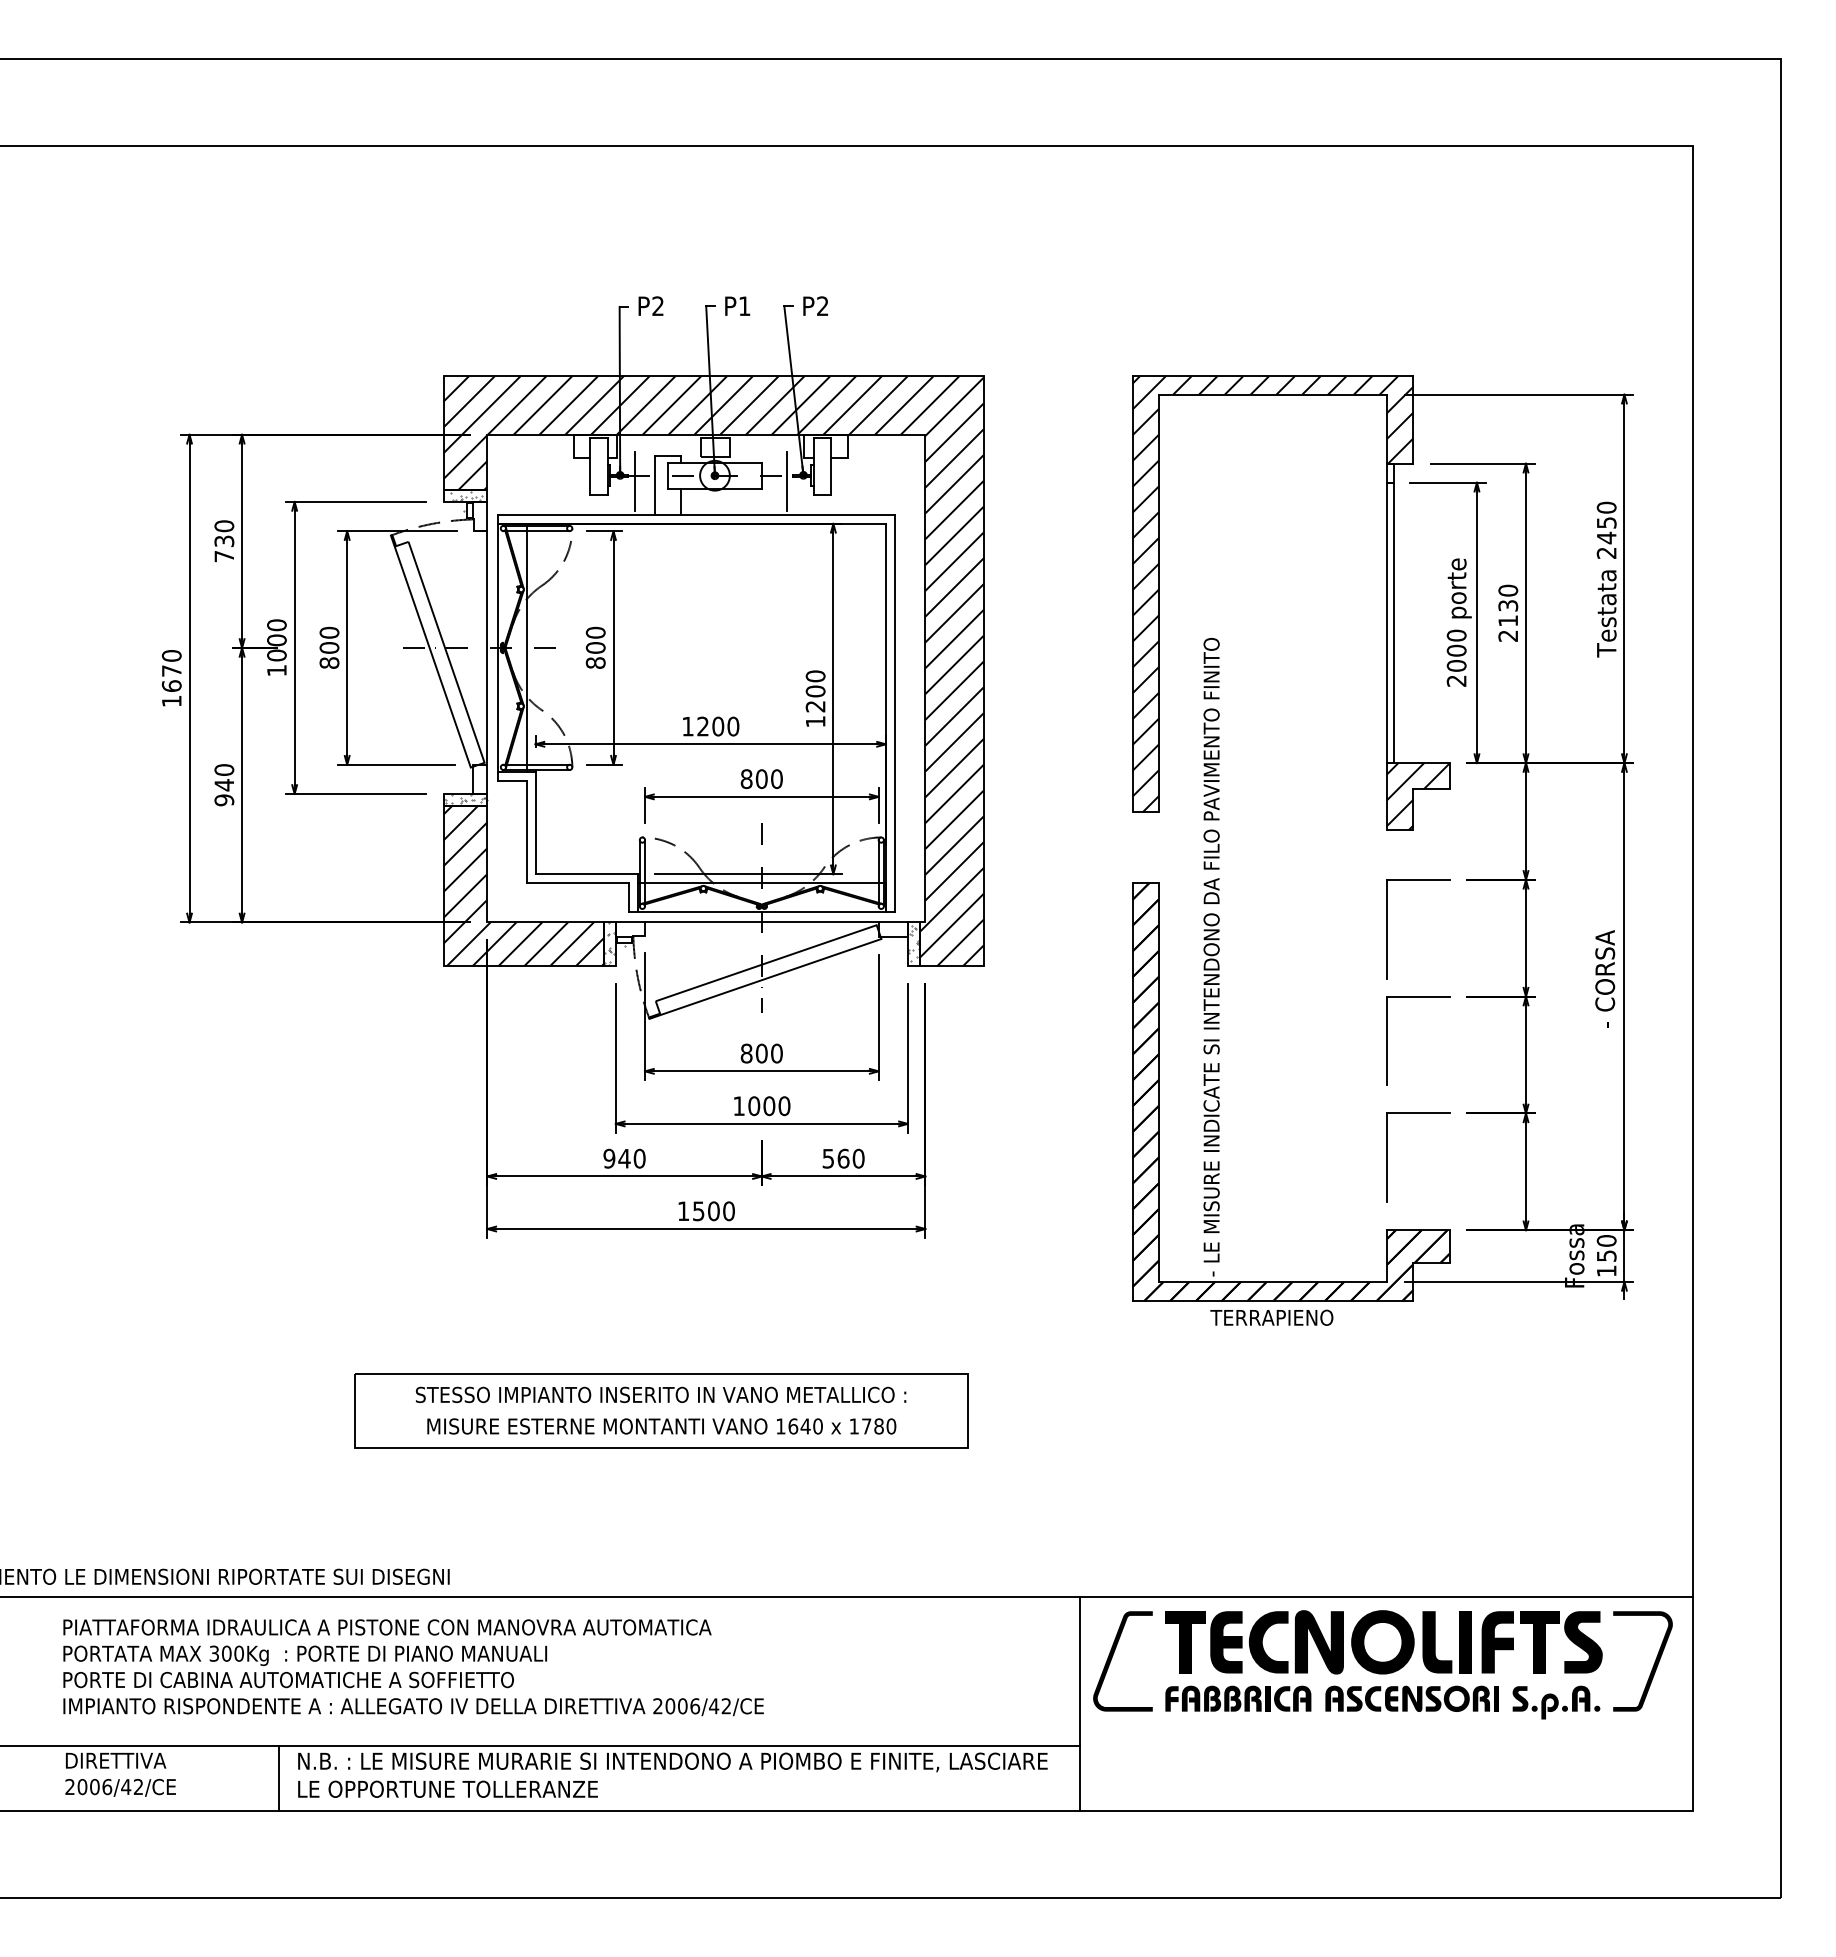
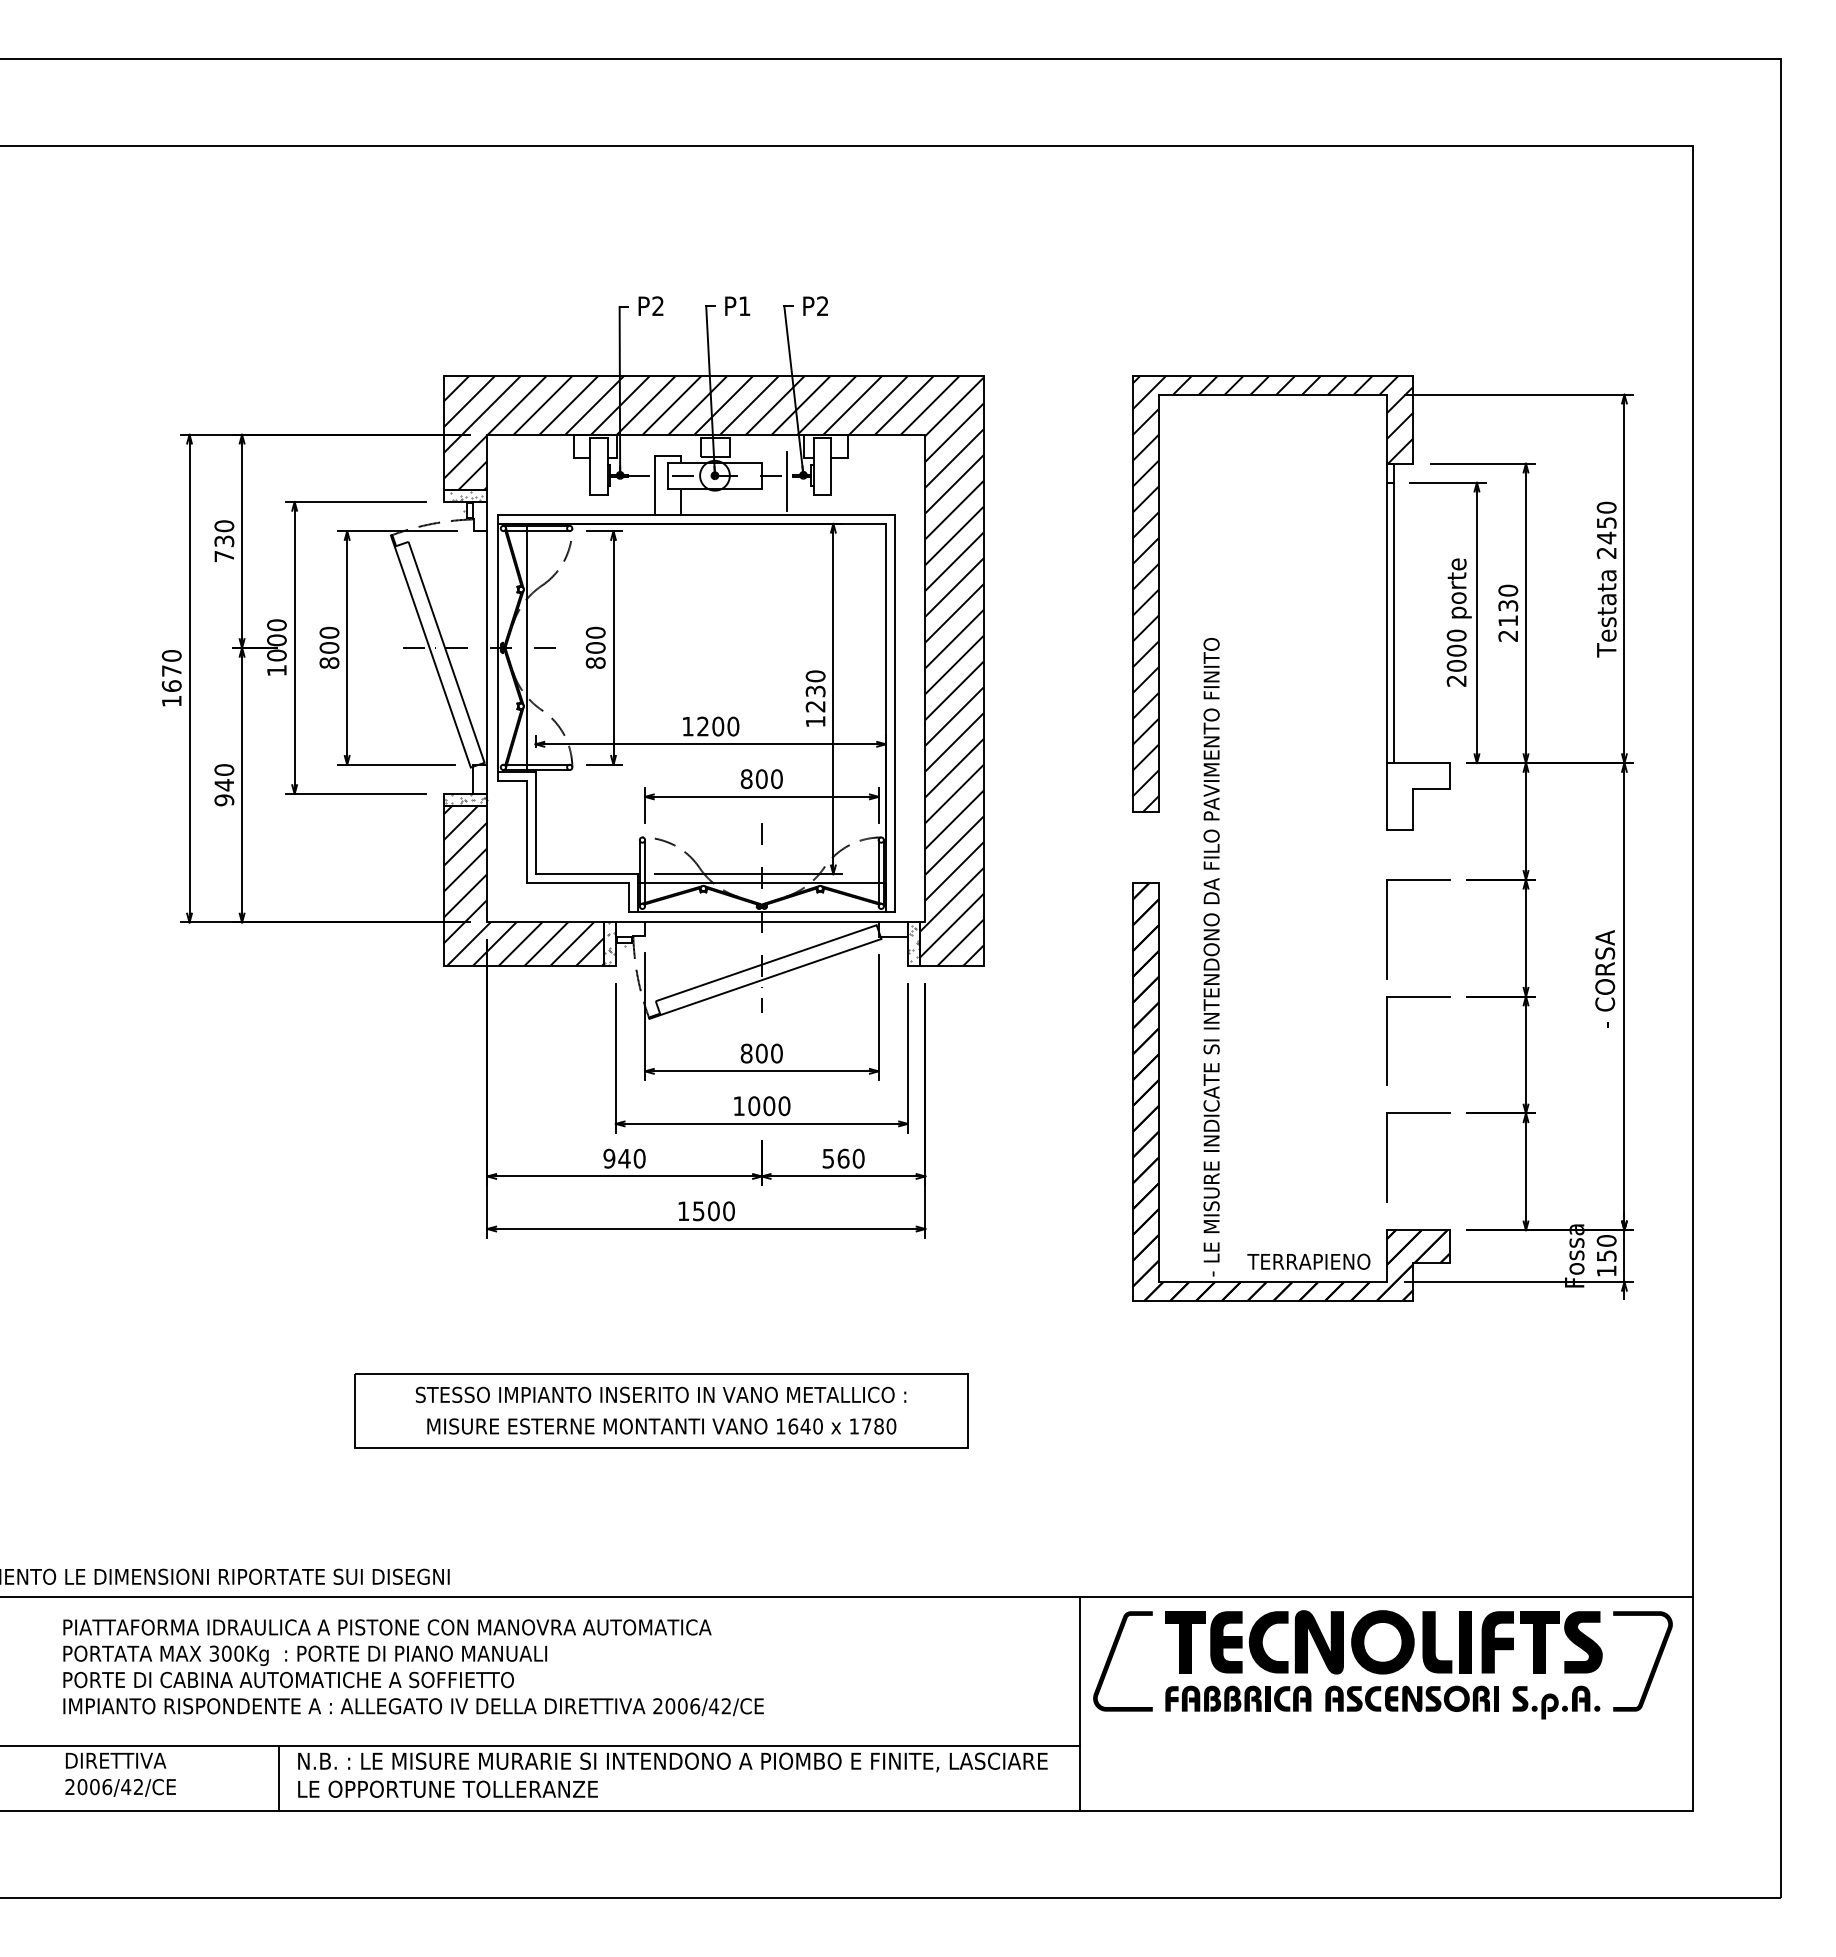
line: present -> none (634, 481)
text: 1200 -> 1230 (815, 691)
hatch: present -> none (1418, 796)
text position: (1271, 1317) -> (1308, 1261) (1308, 1261)
